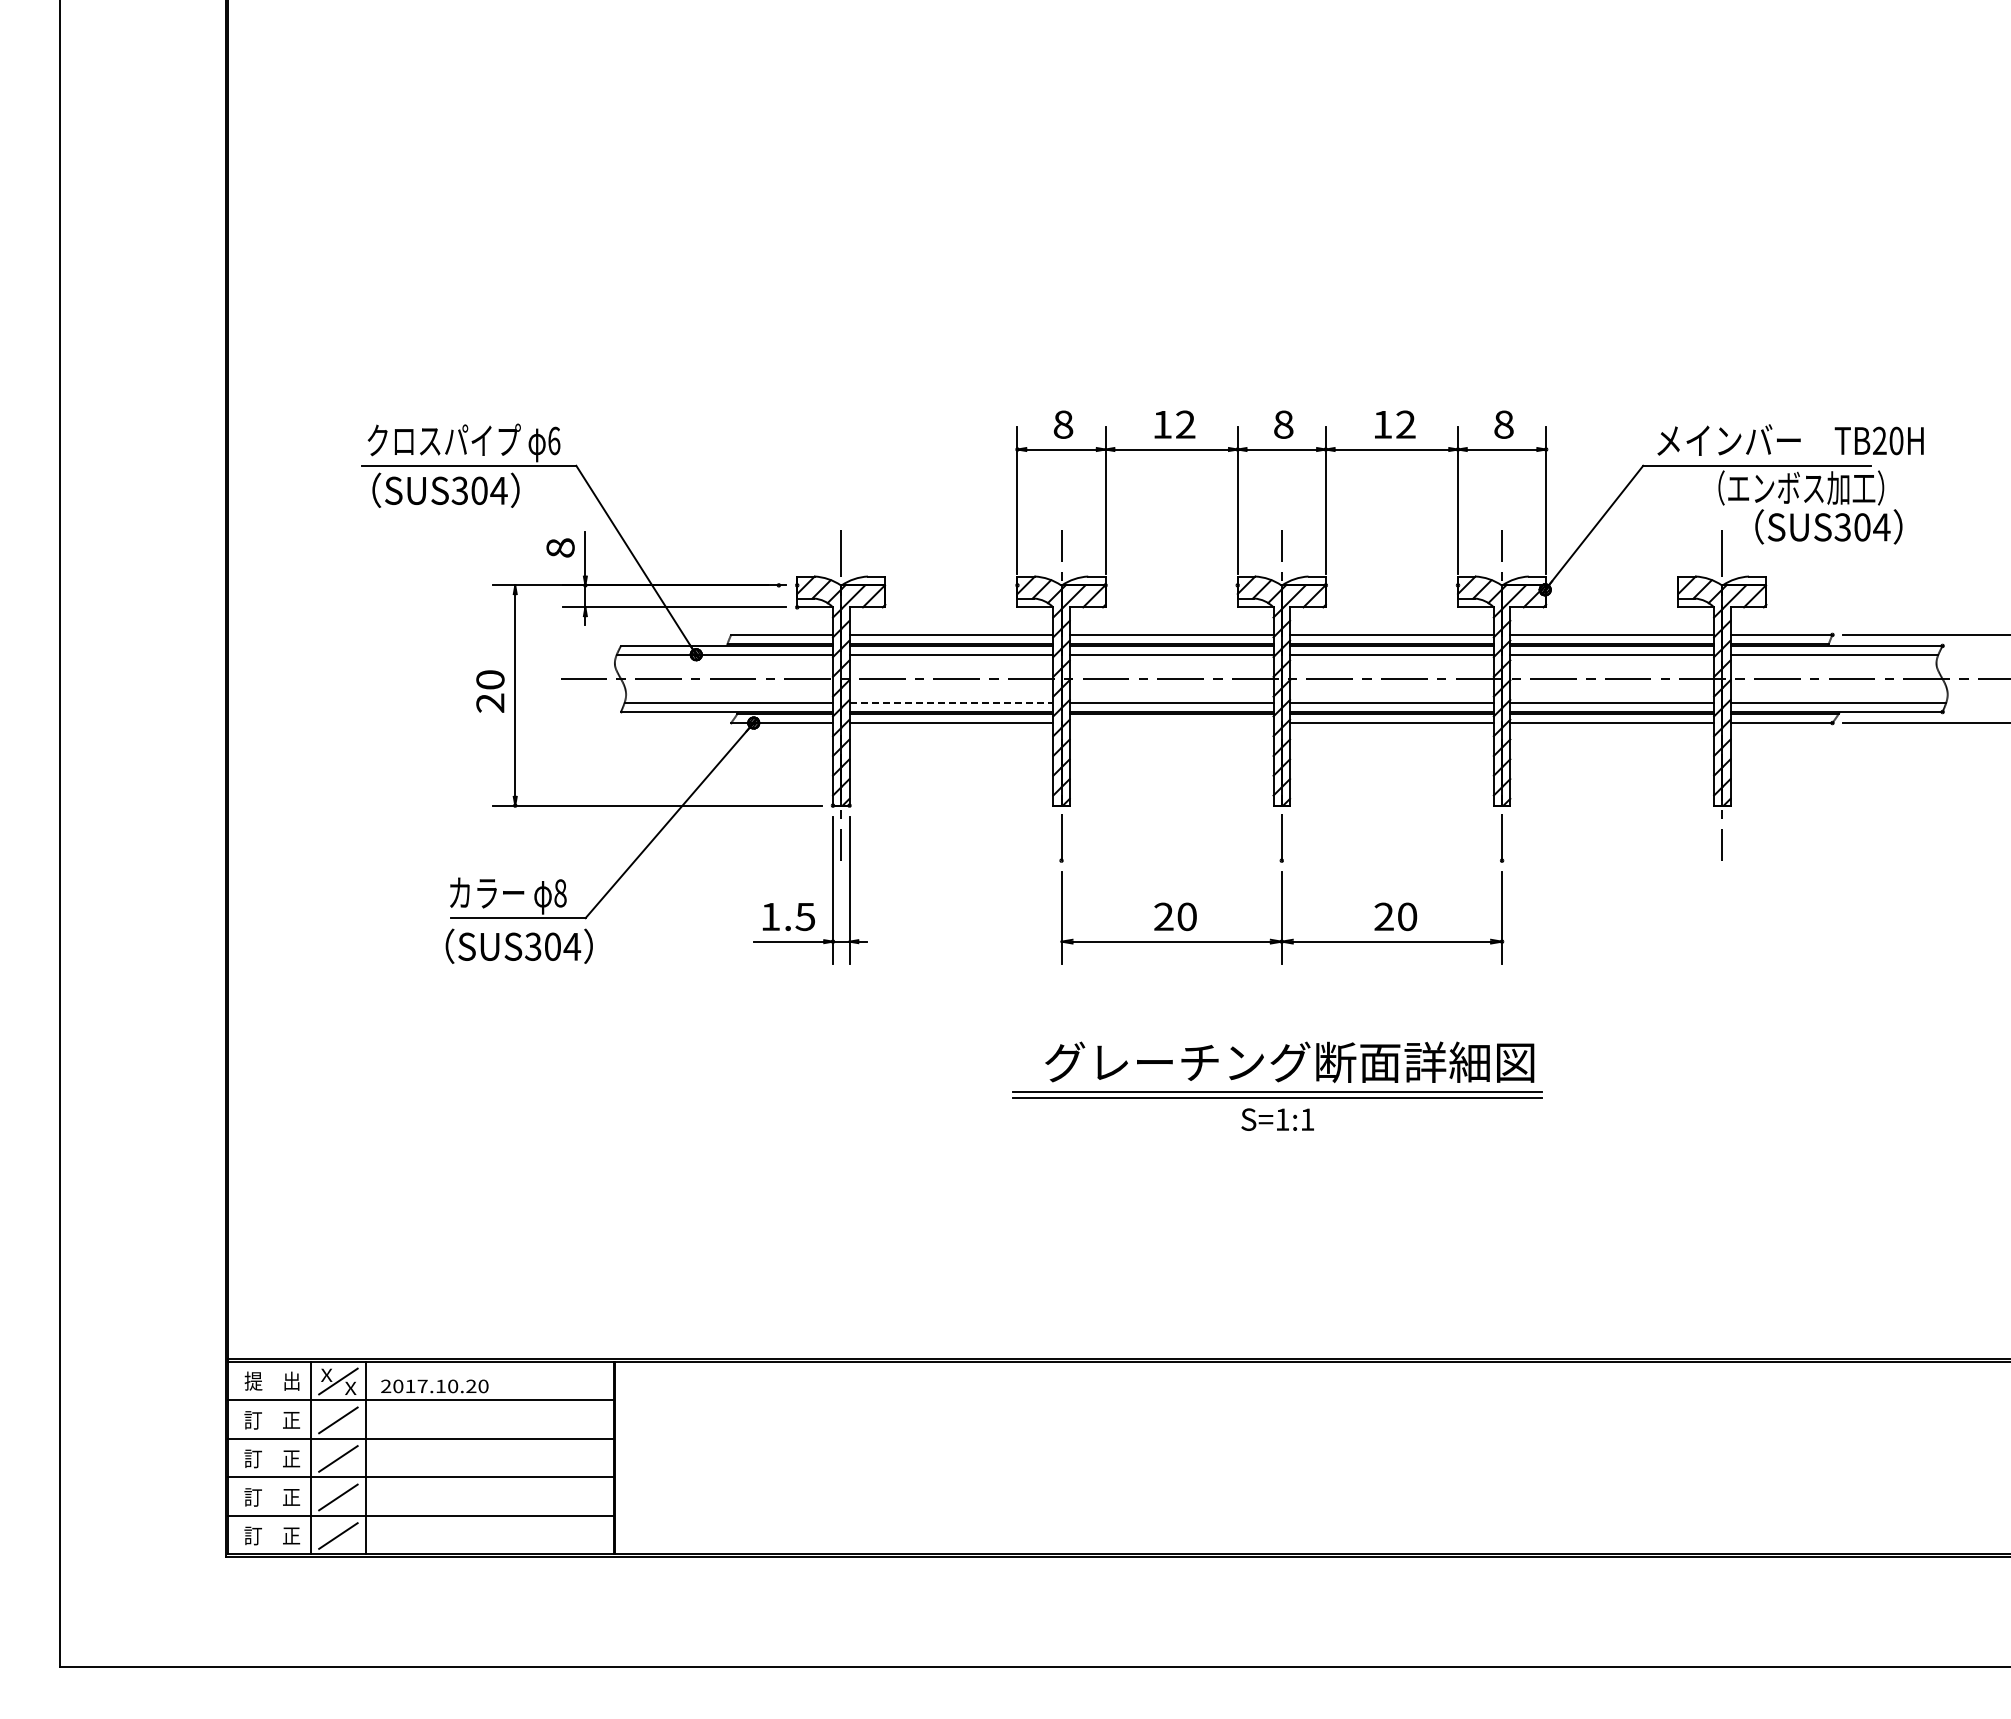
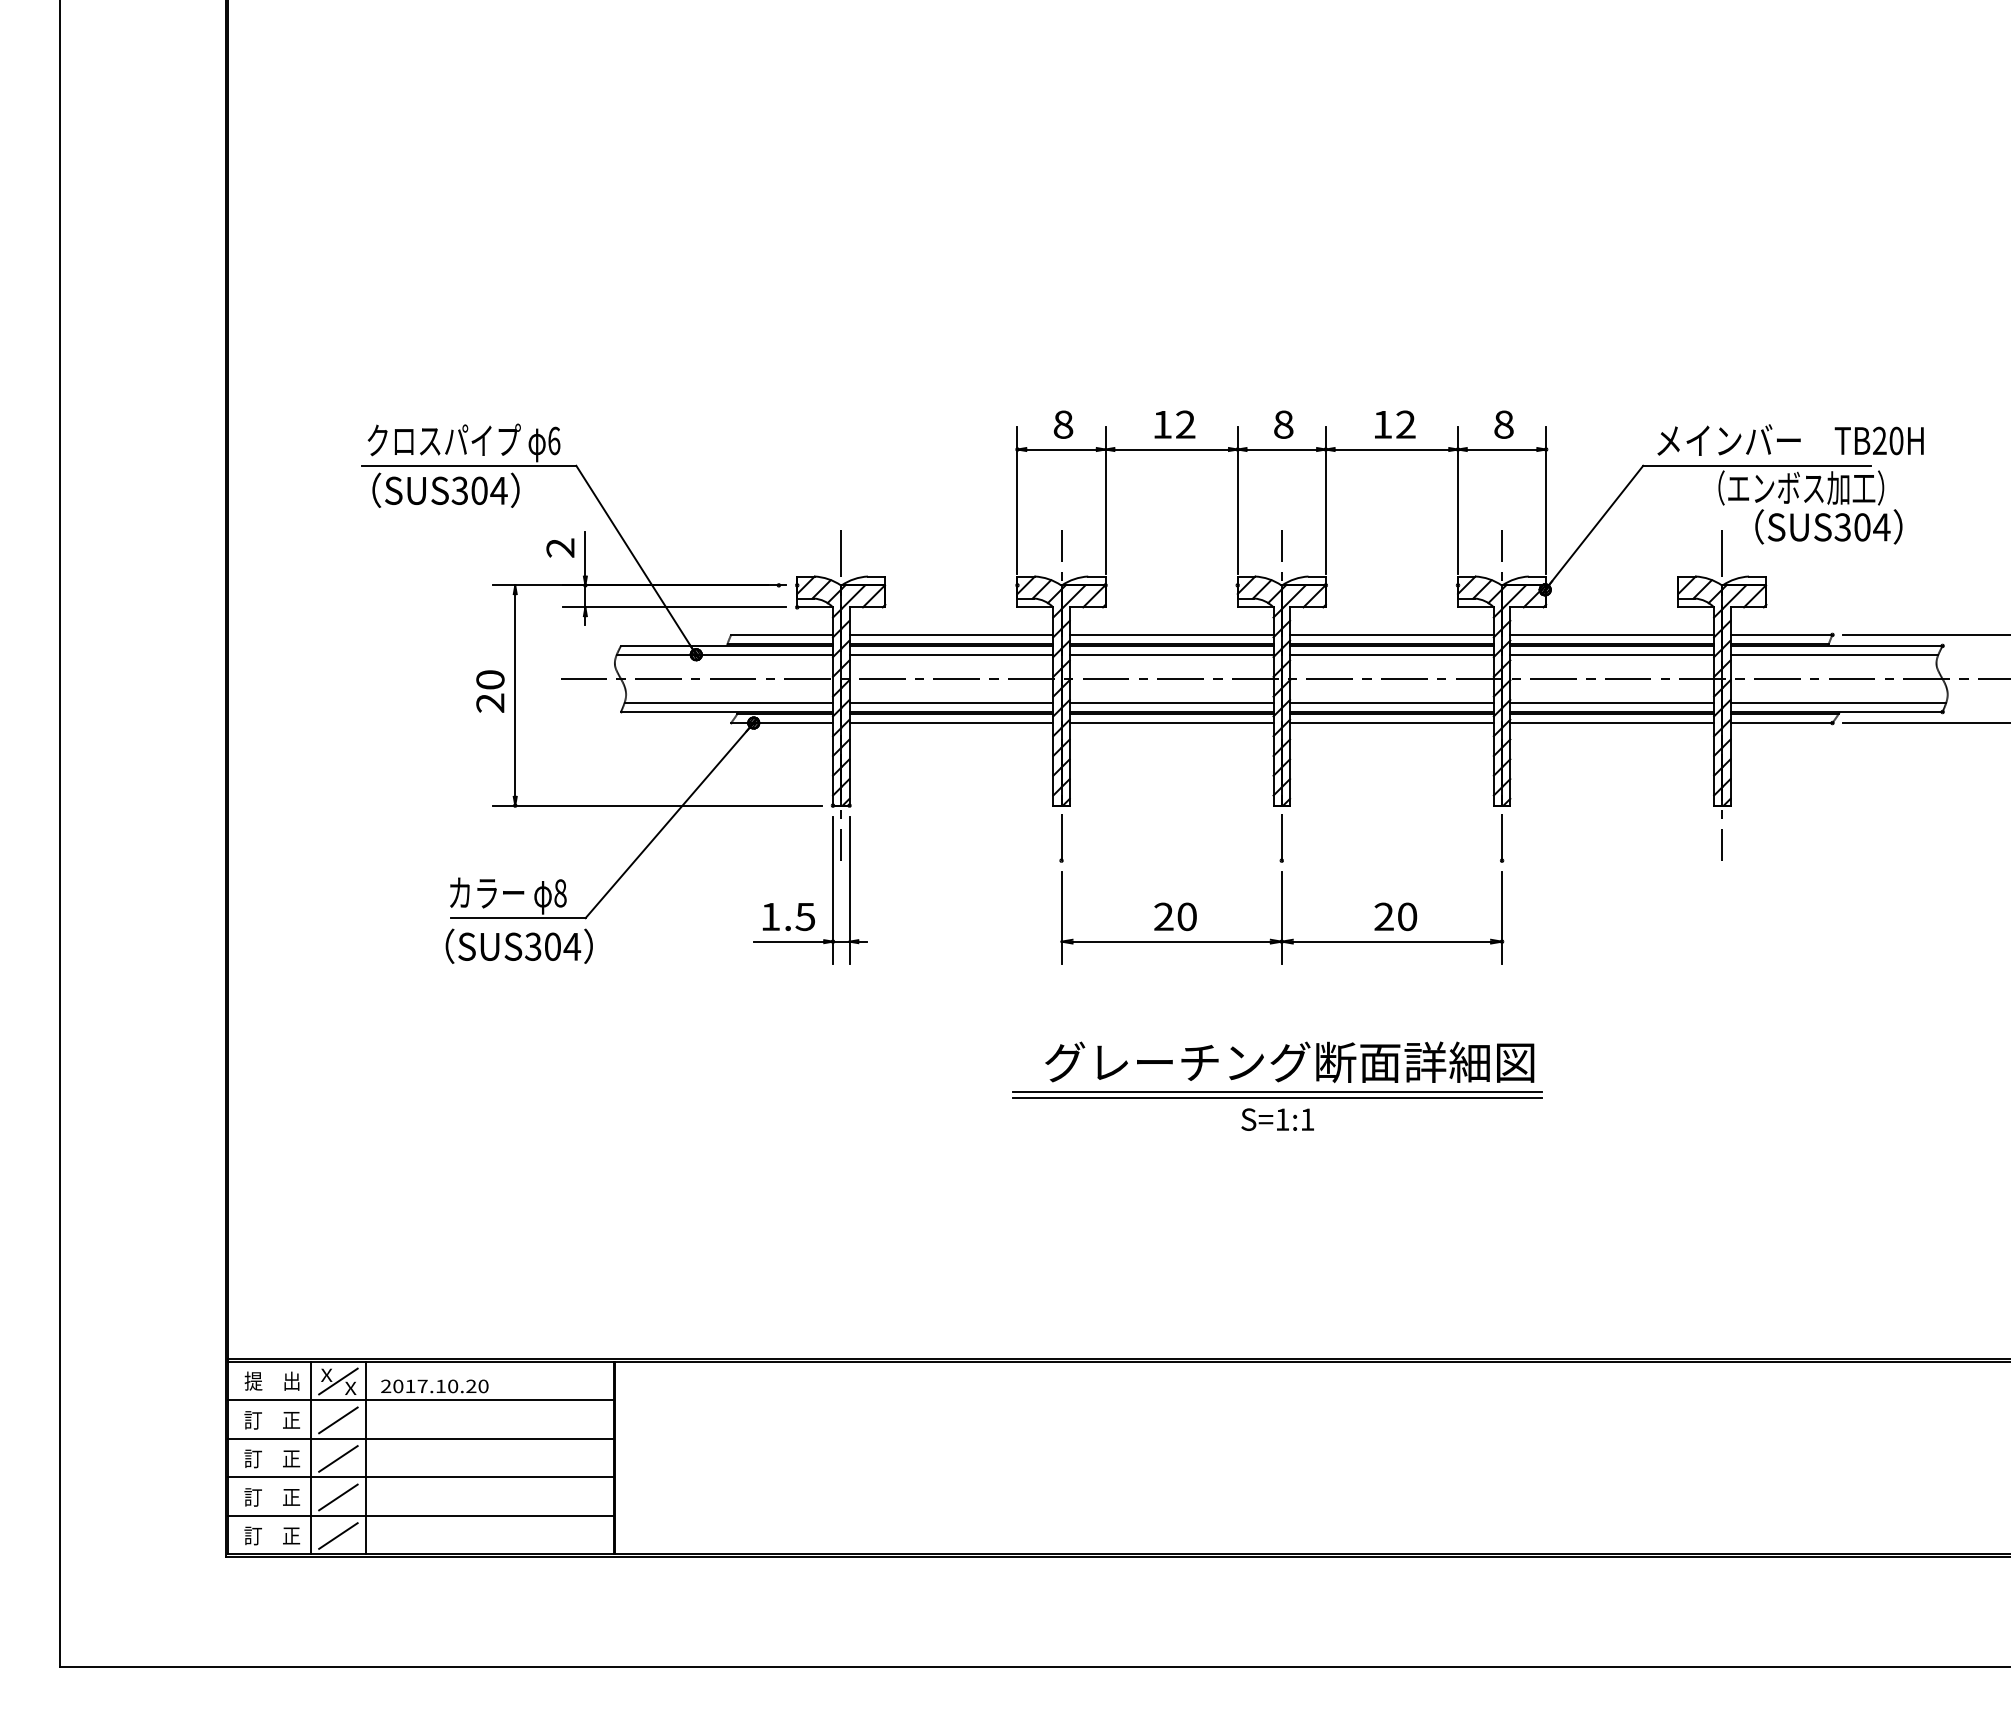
text: 8 -> 2 (560, 547)
line: dashed -> solid (951, 703)
line: none -> present (1171, 723)
